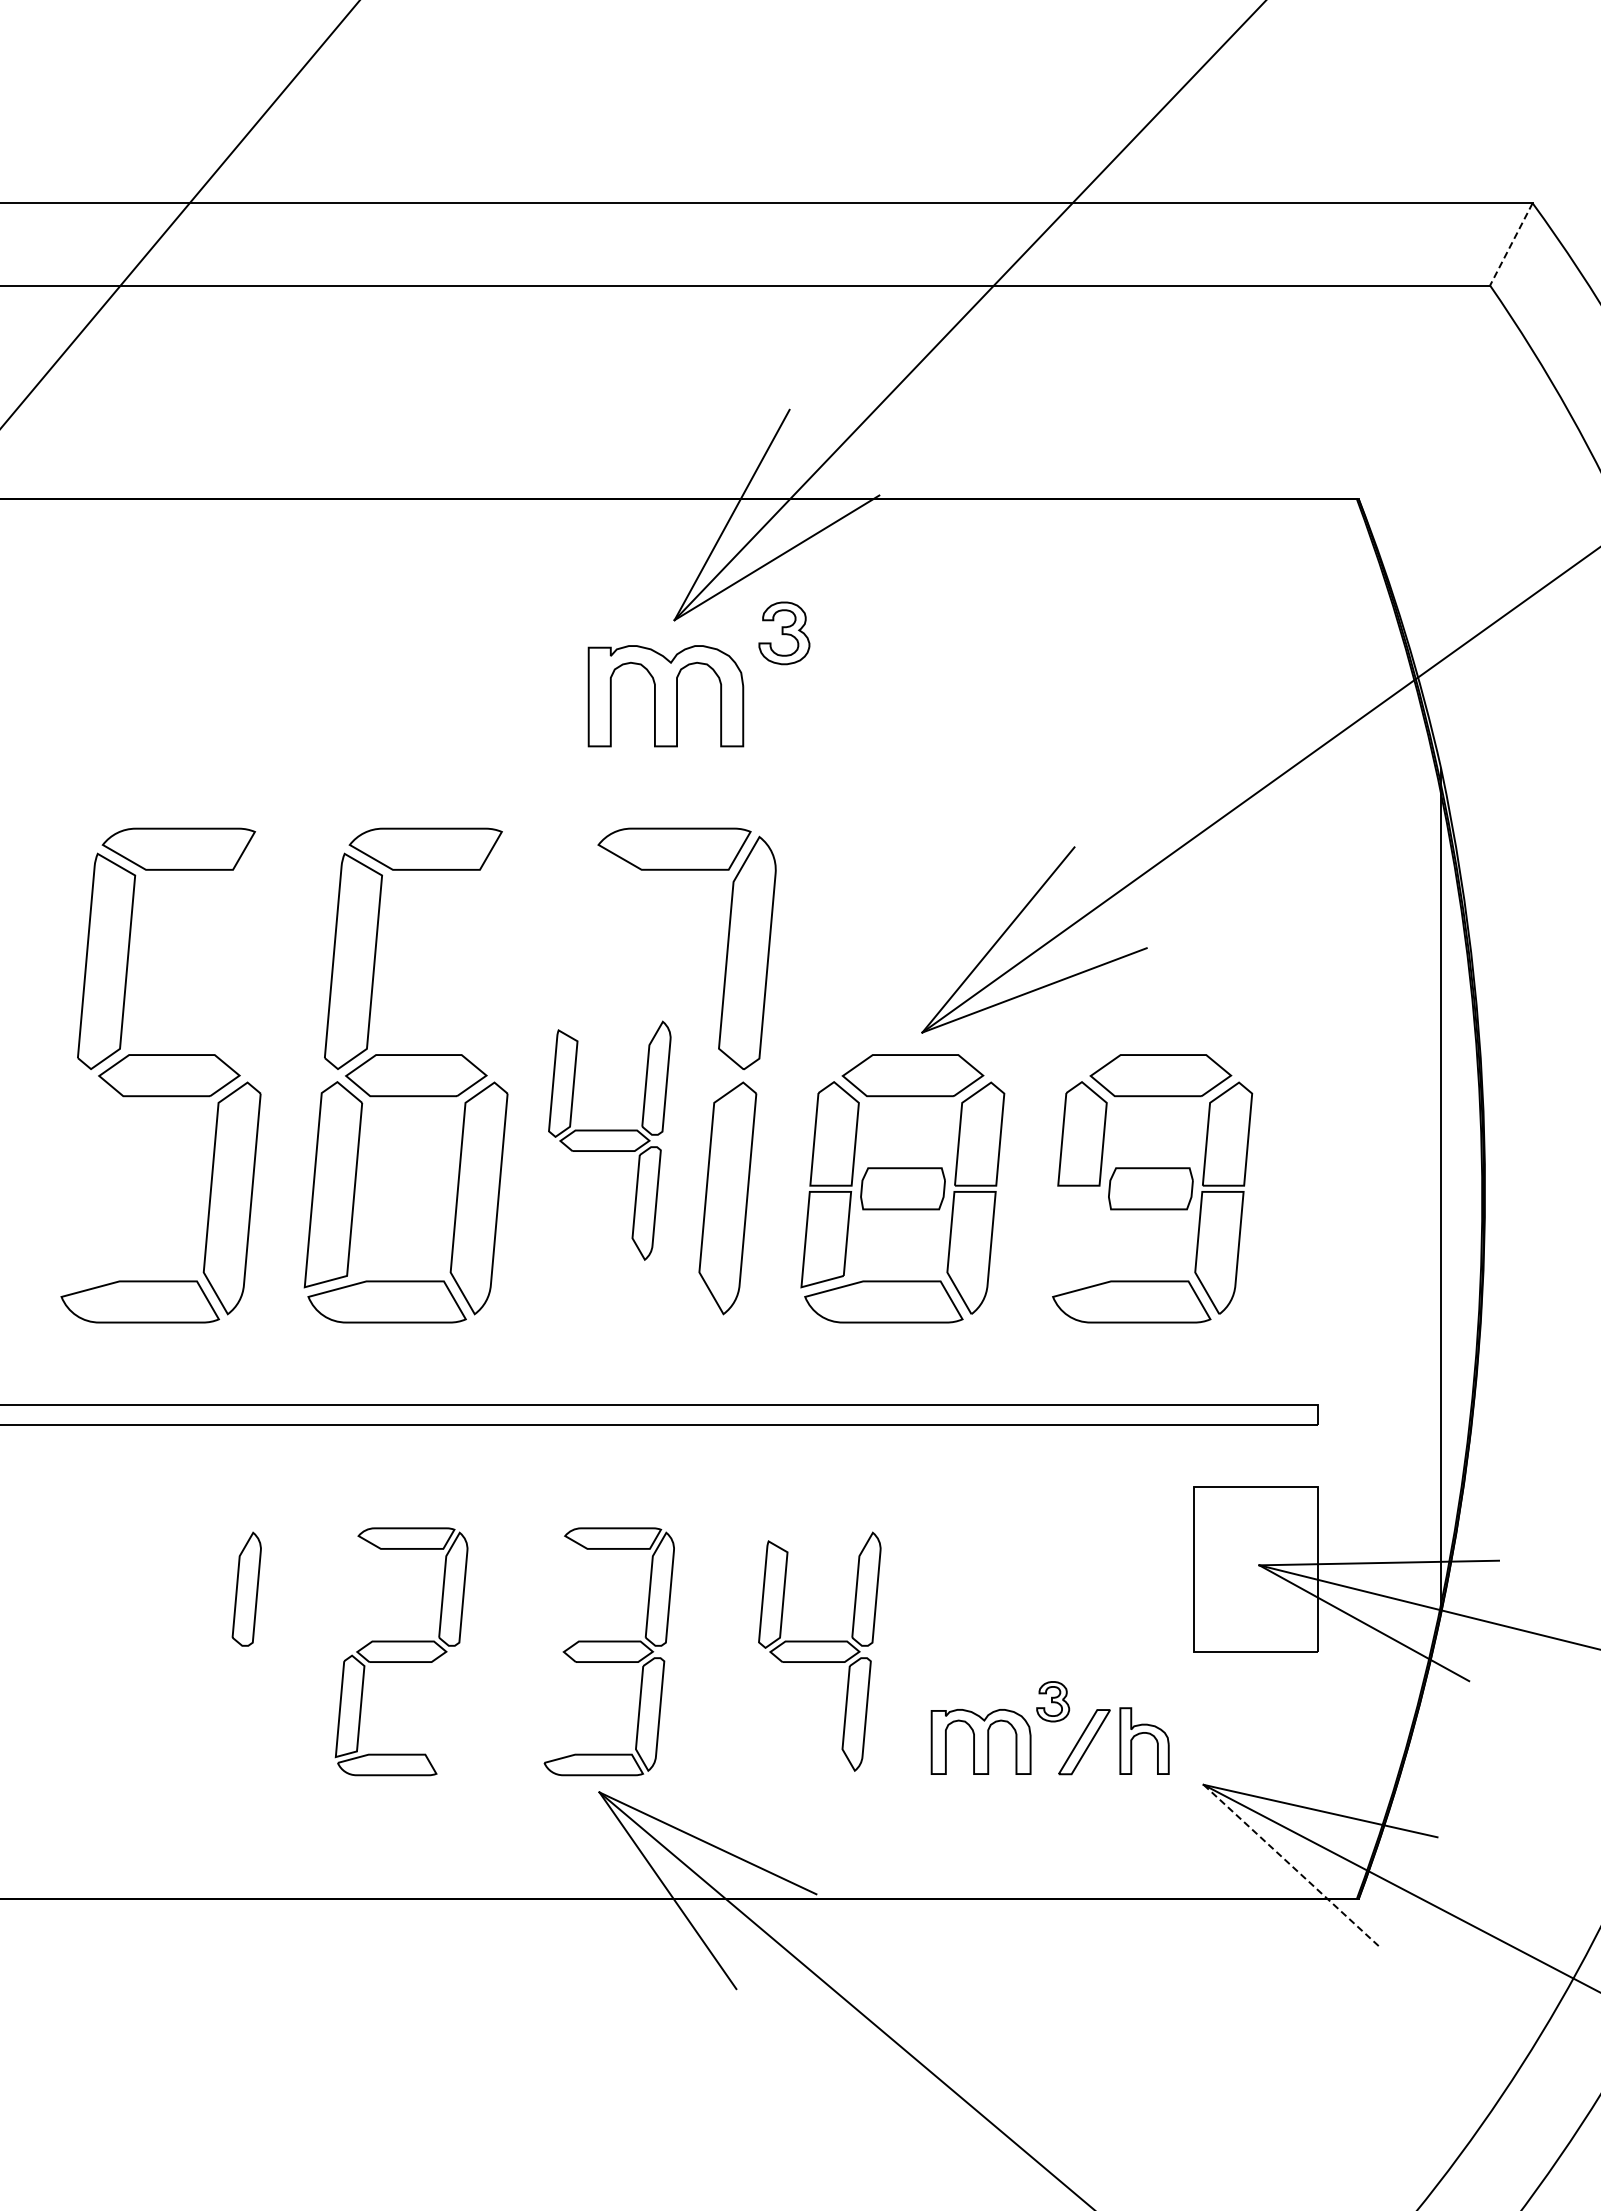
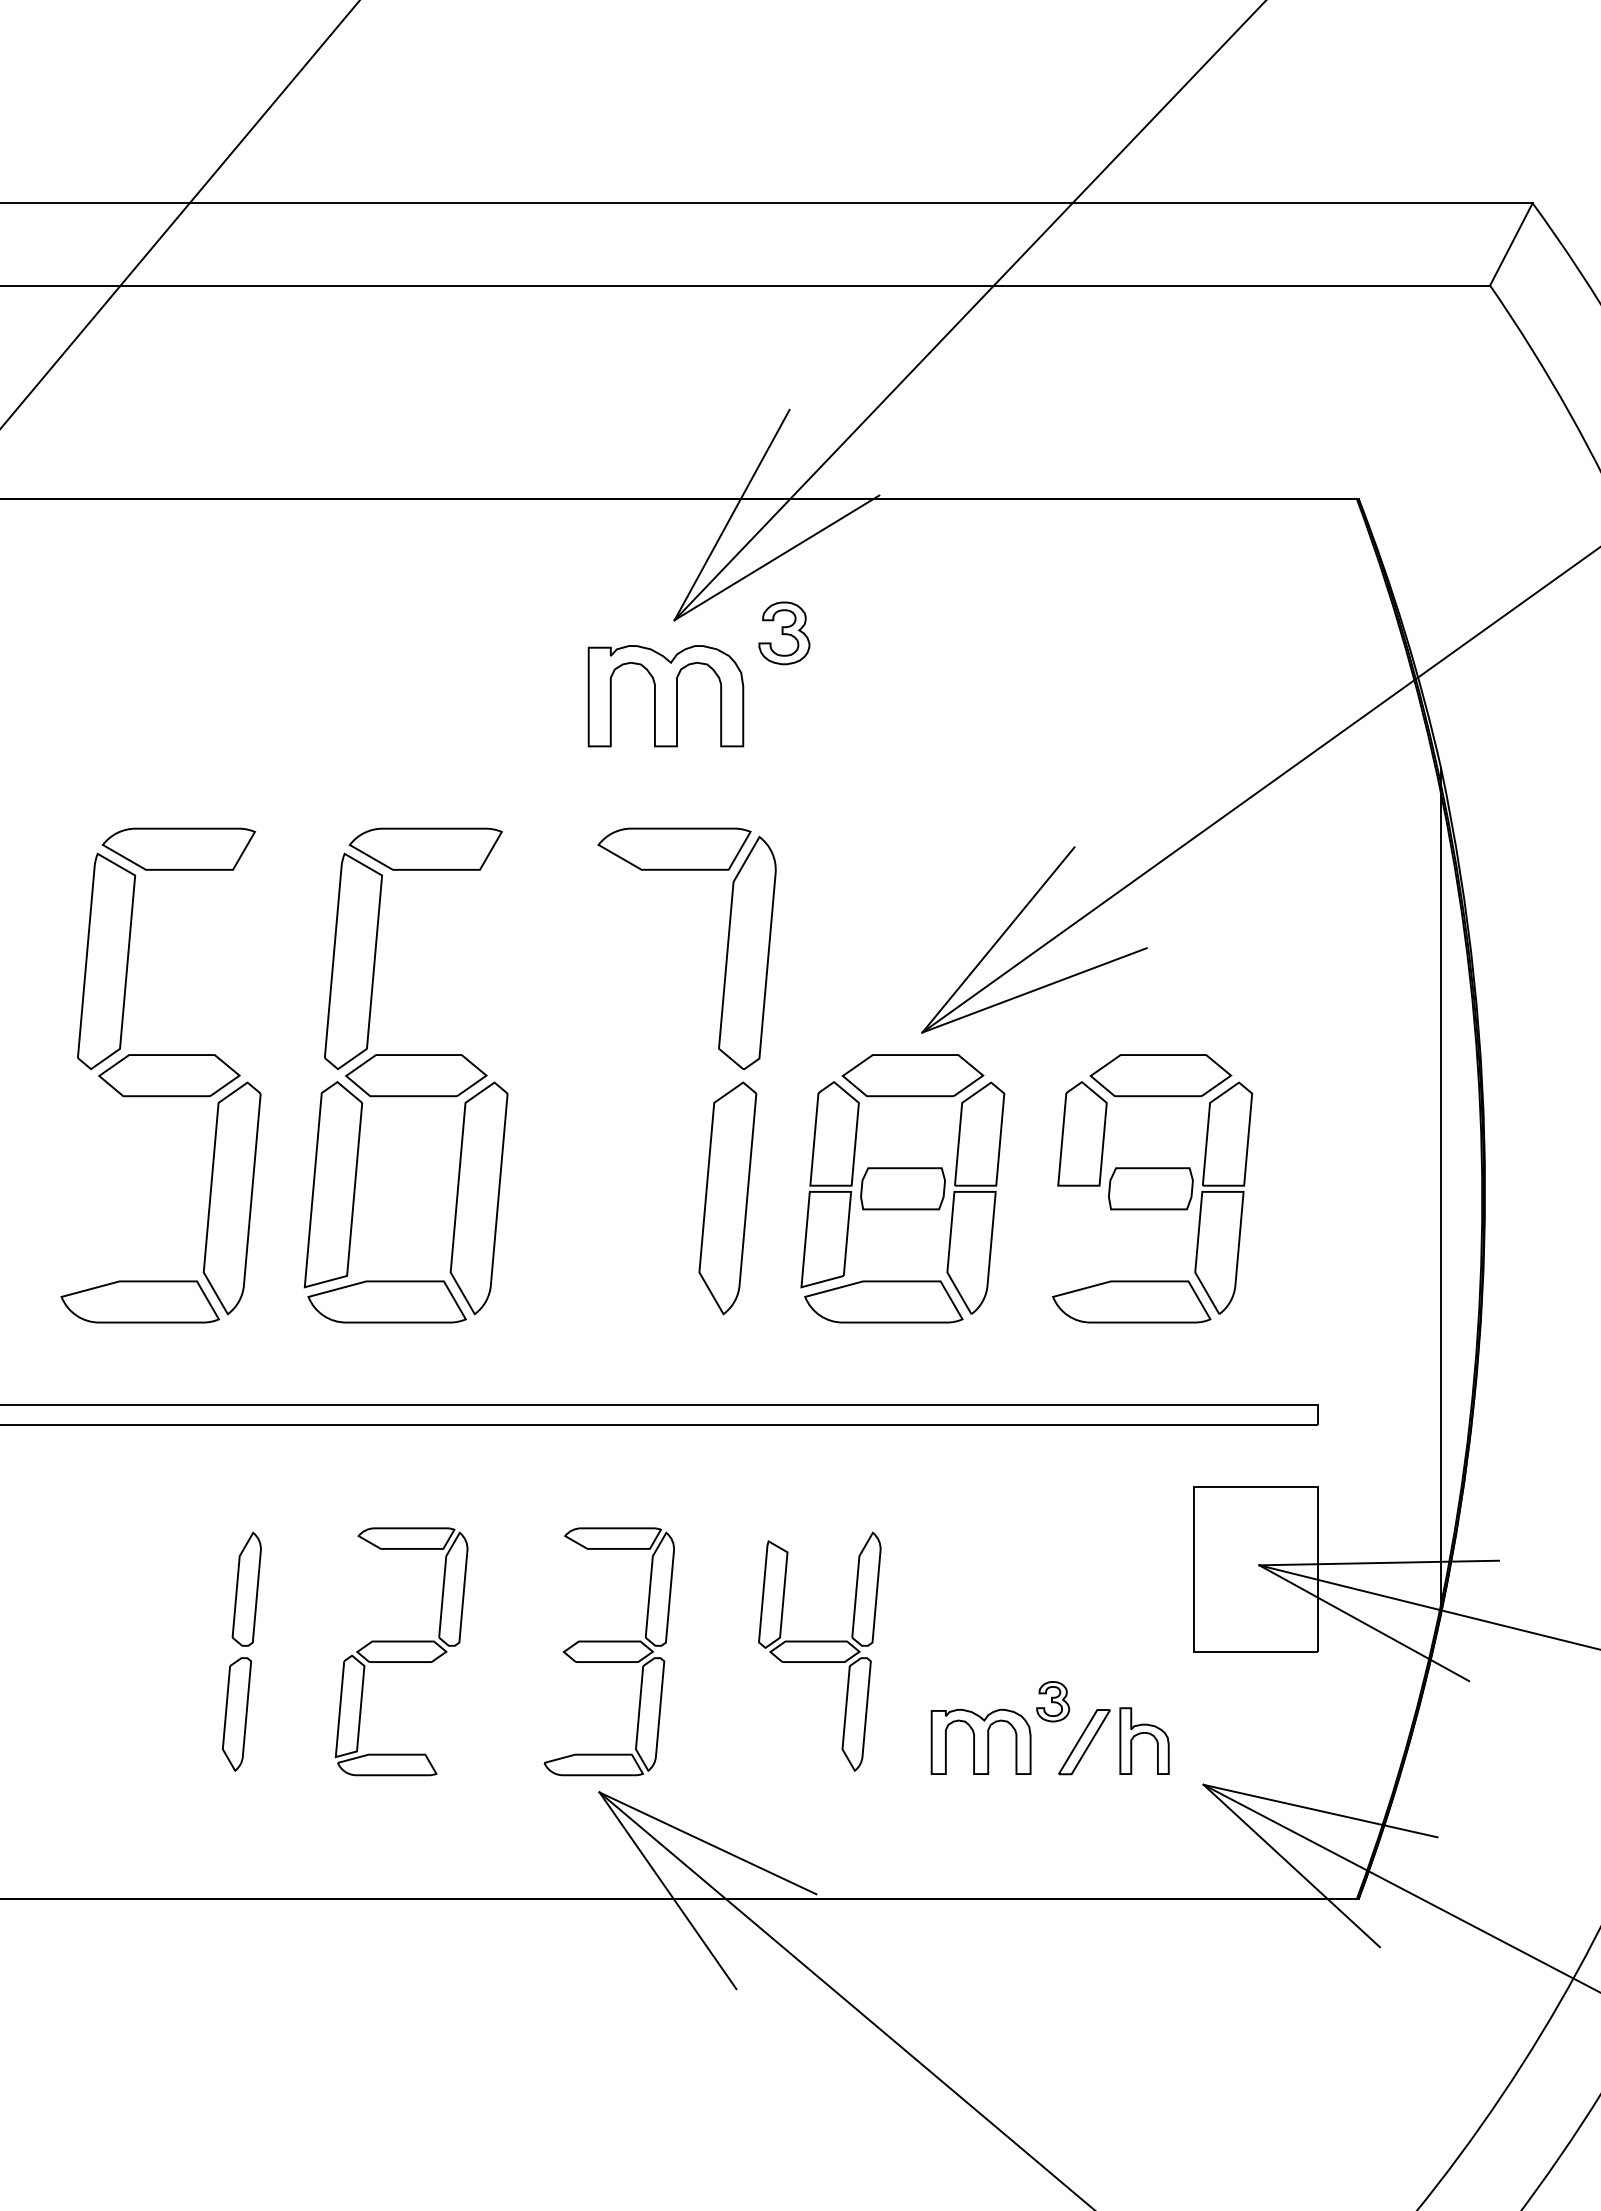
line: dashed -> solid (1511, 244)
part: present -> none (609, 1140)
part: none -> present (237, 1714)
line: dashed -> solid (1291, 1866)
